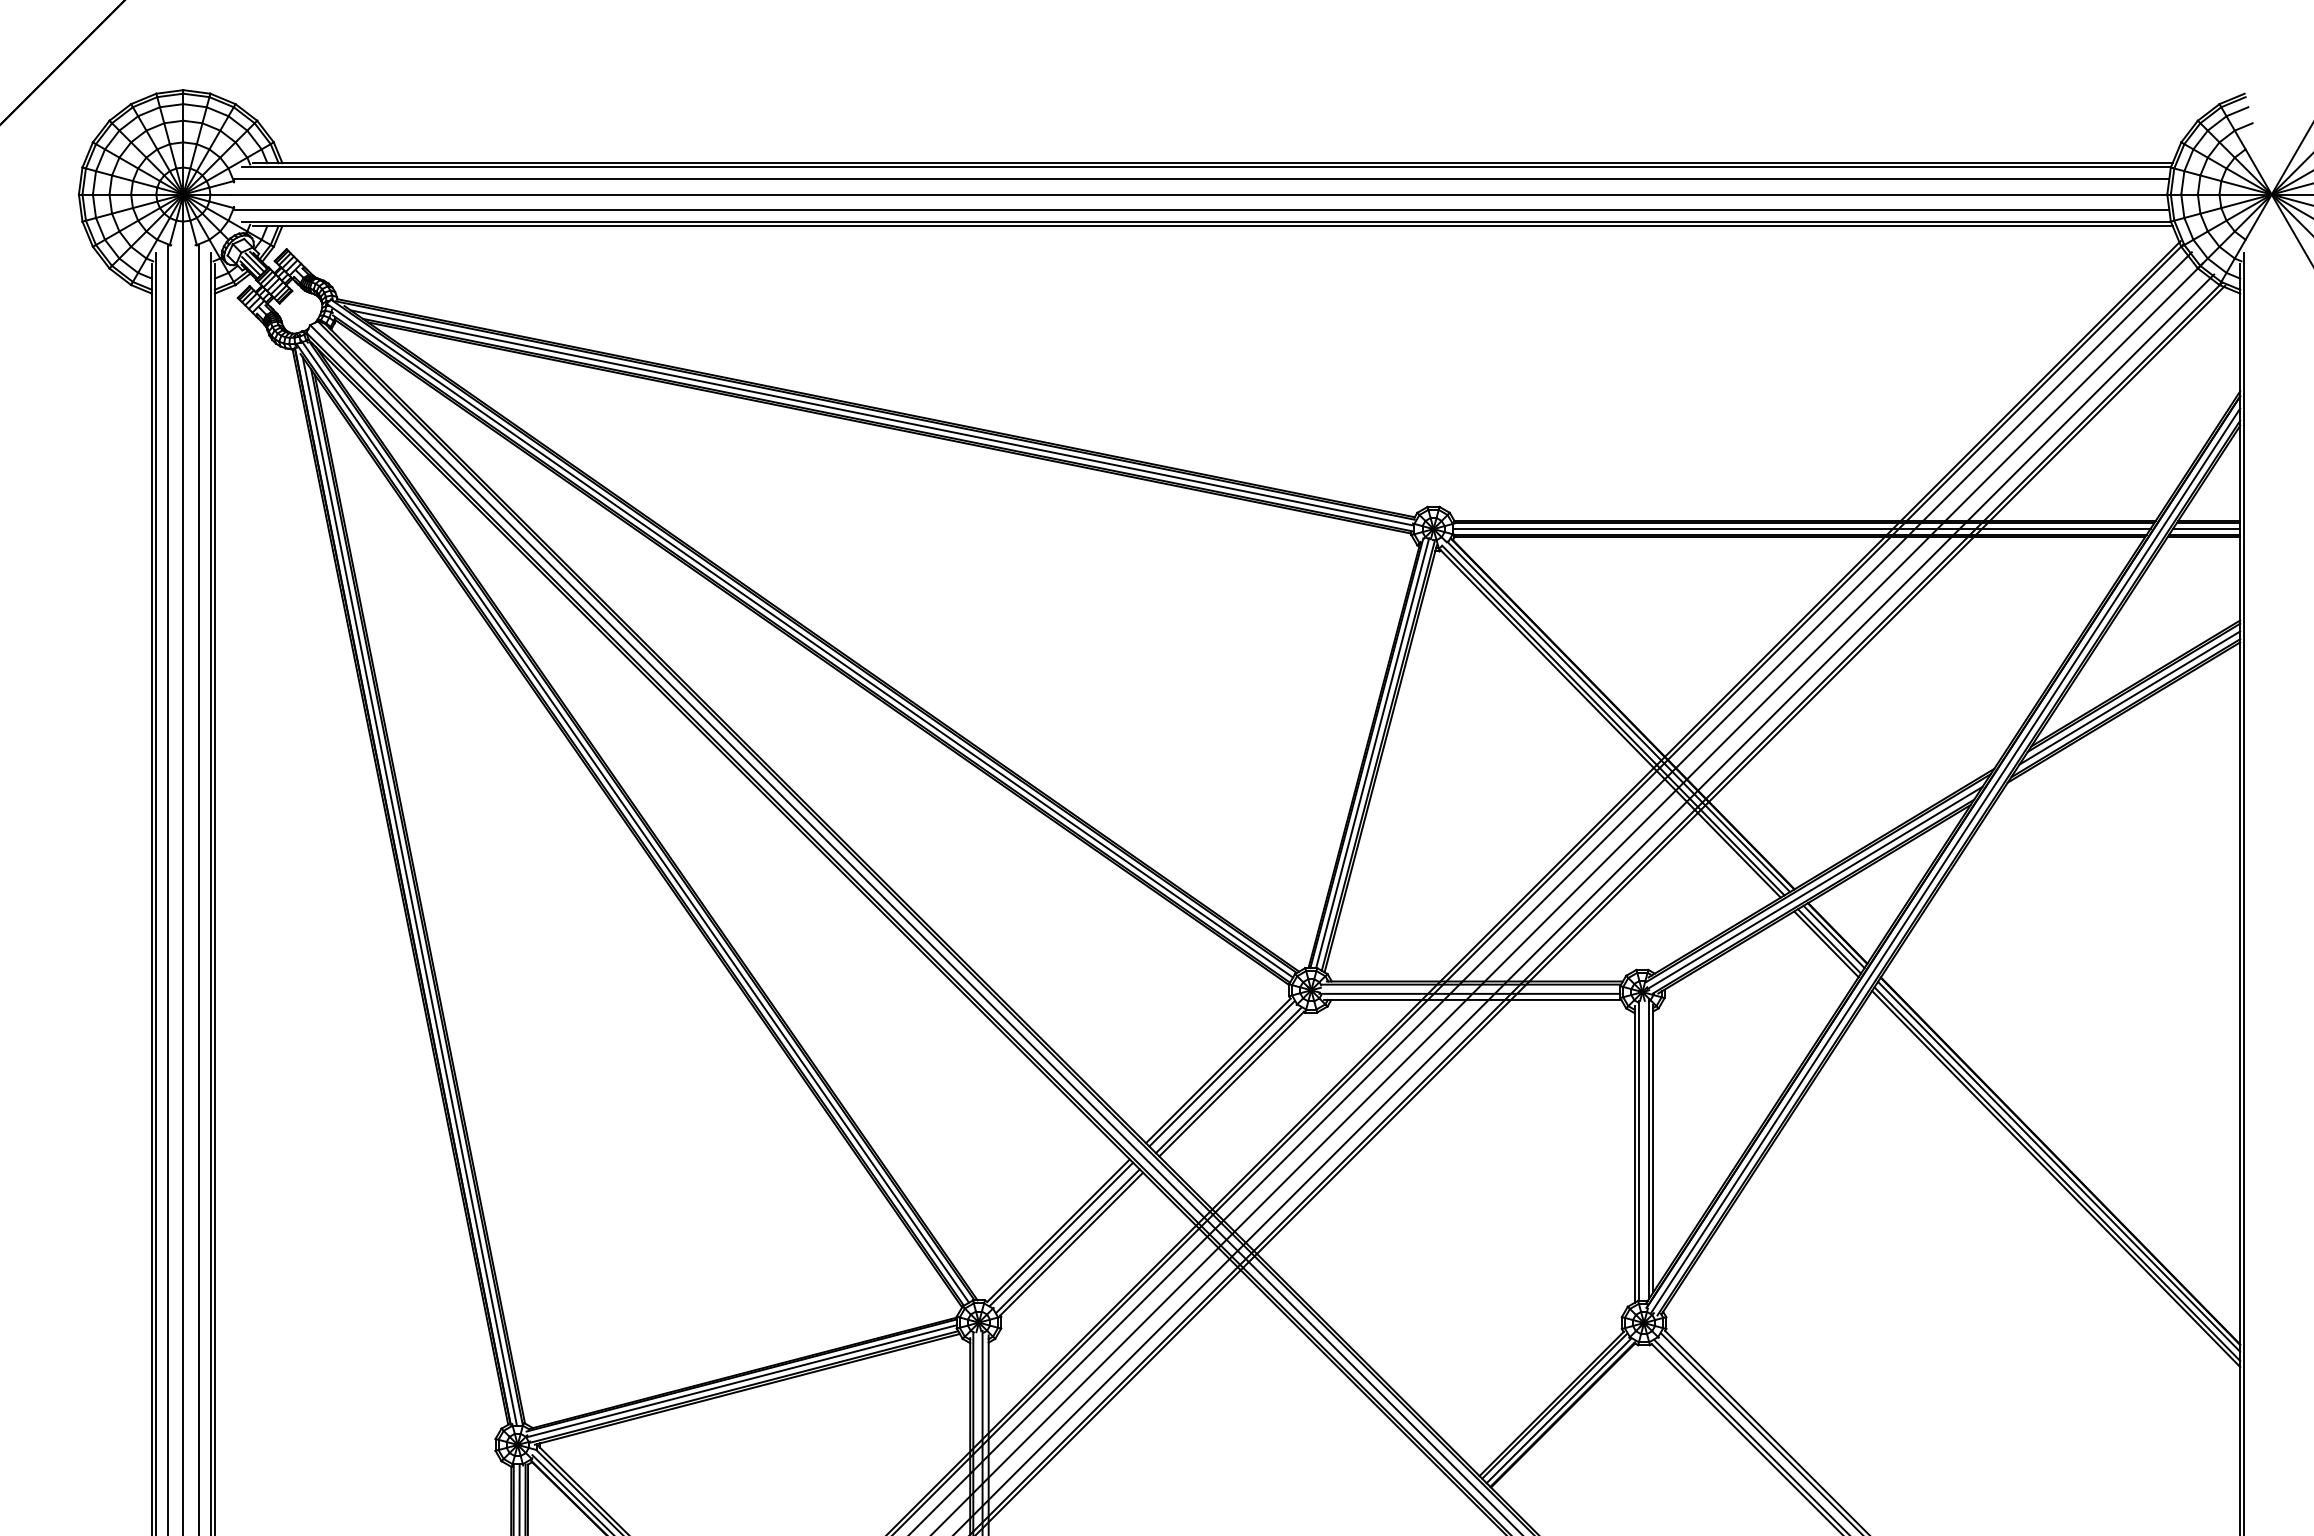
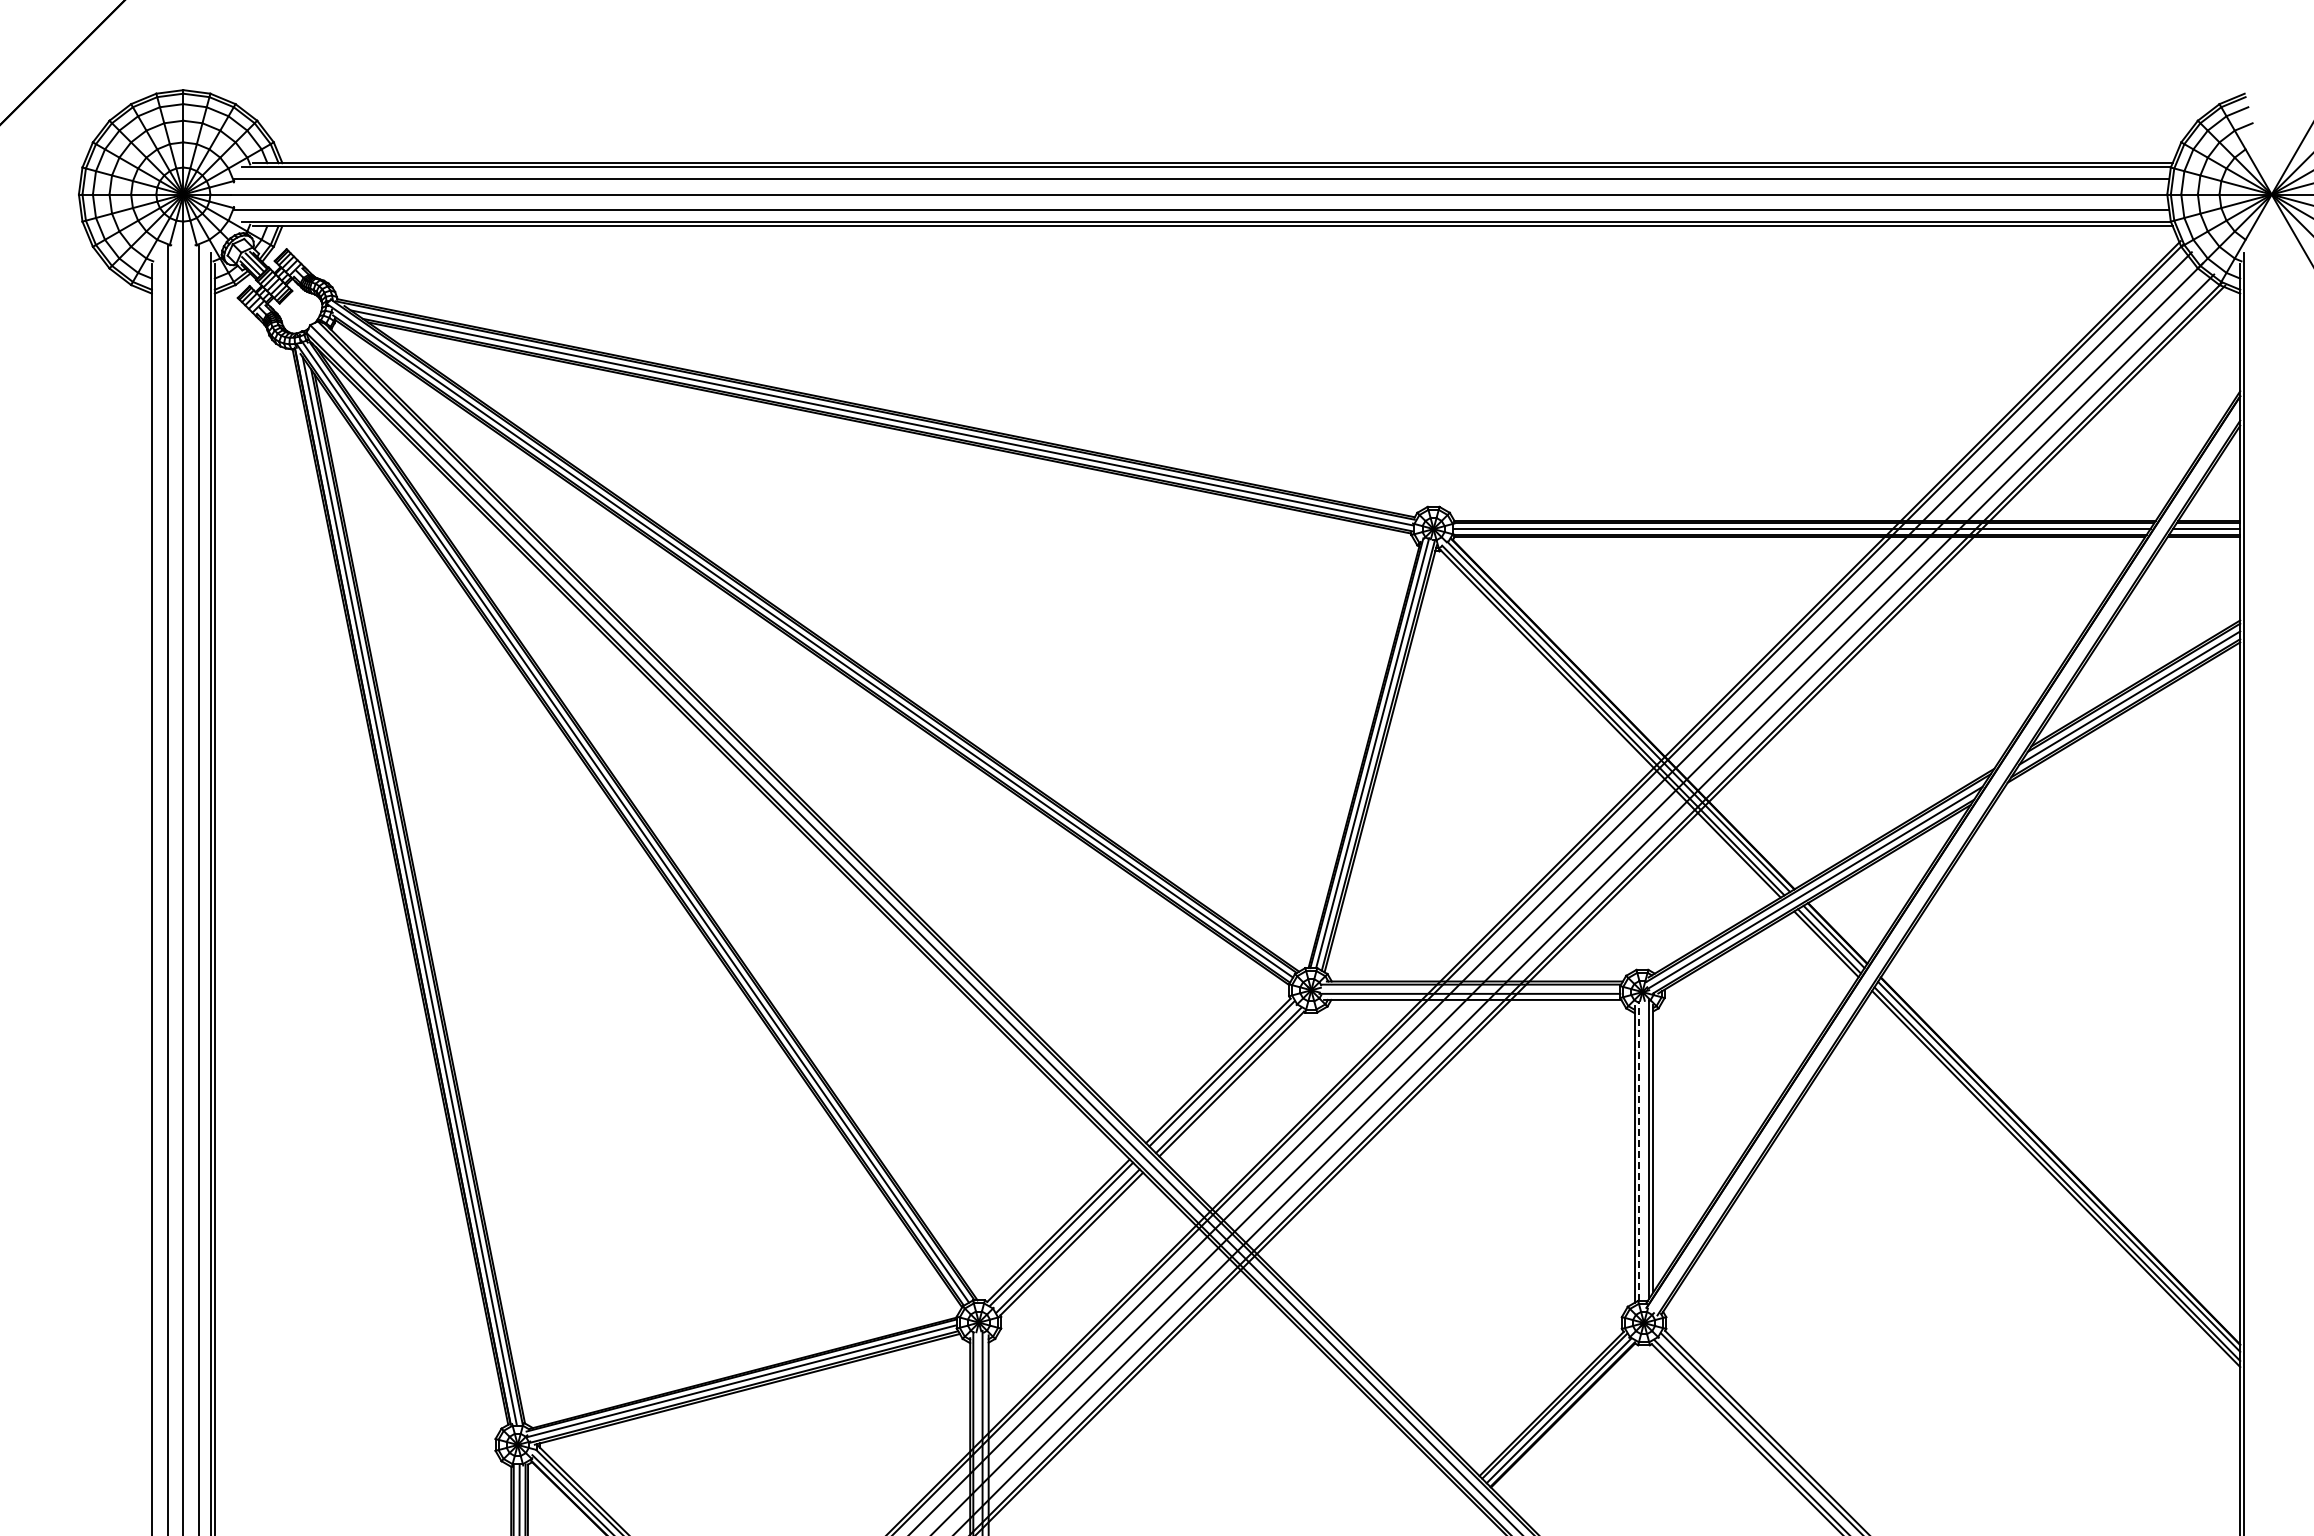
line: present -> none (1945, 860)
line: present -> none (156, 892)
line: solid -> dashed (1639, 1150)
